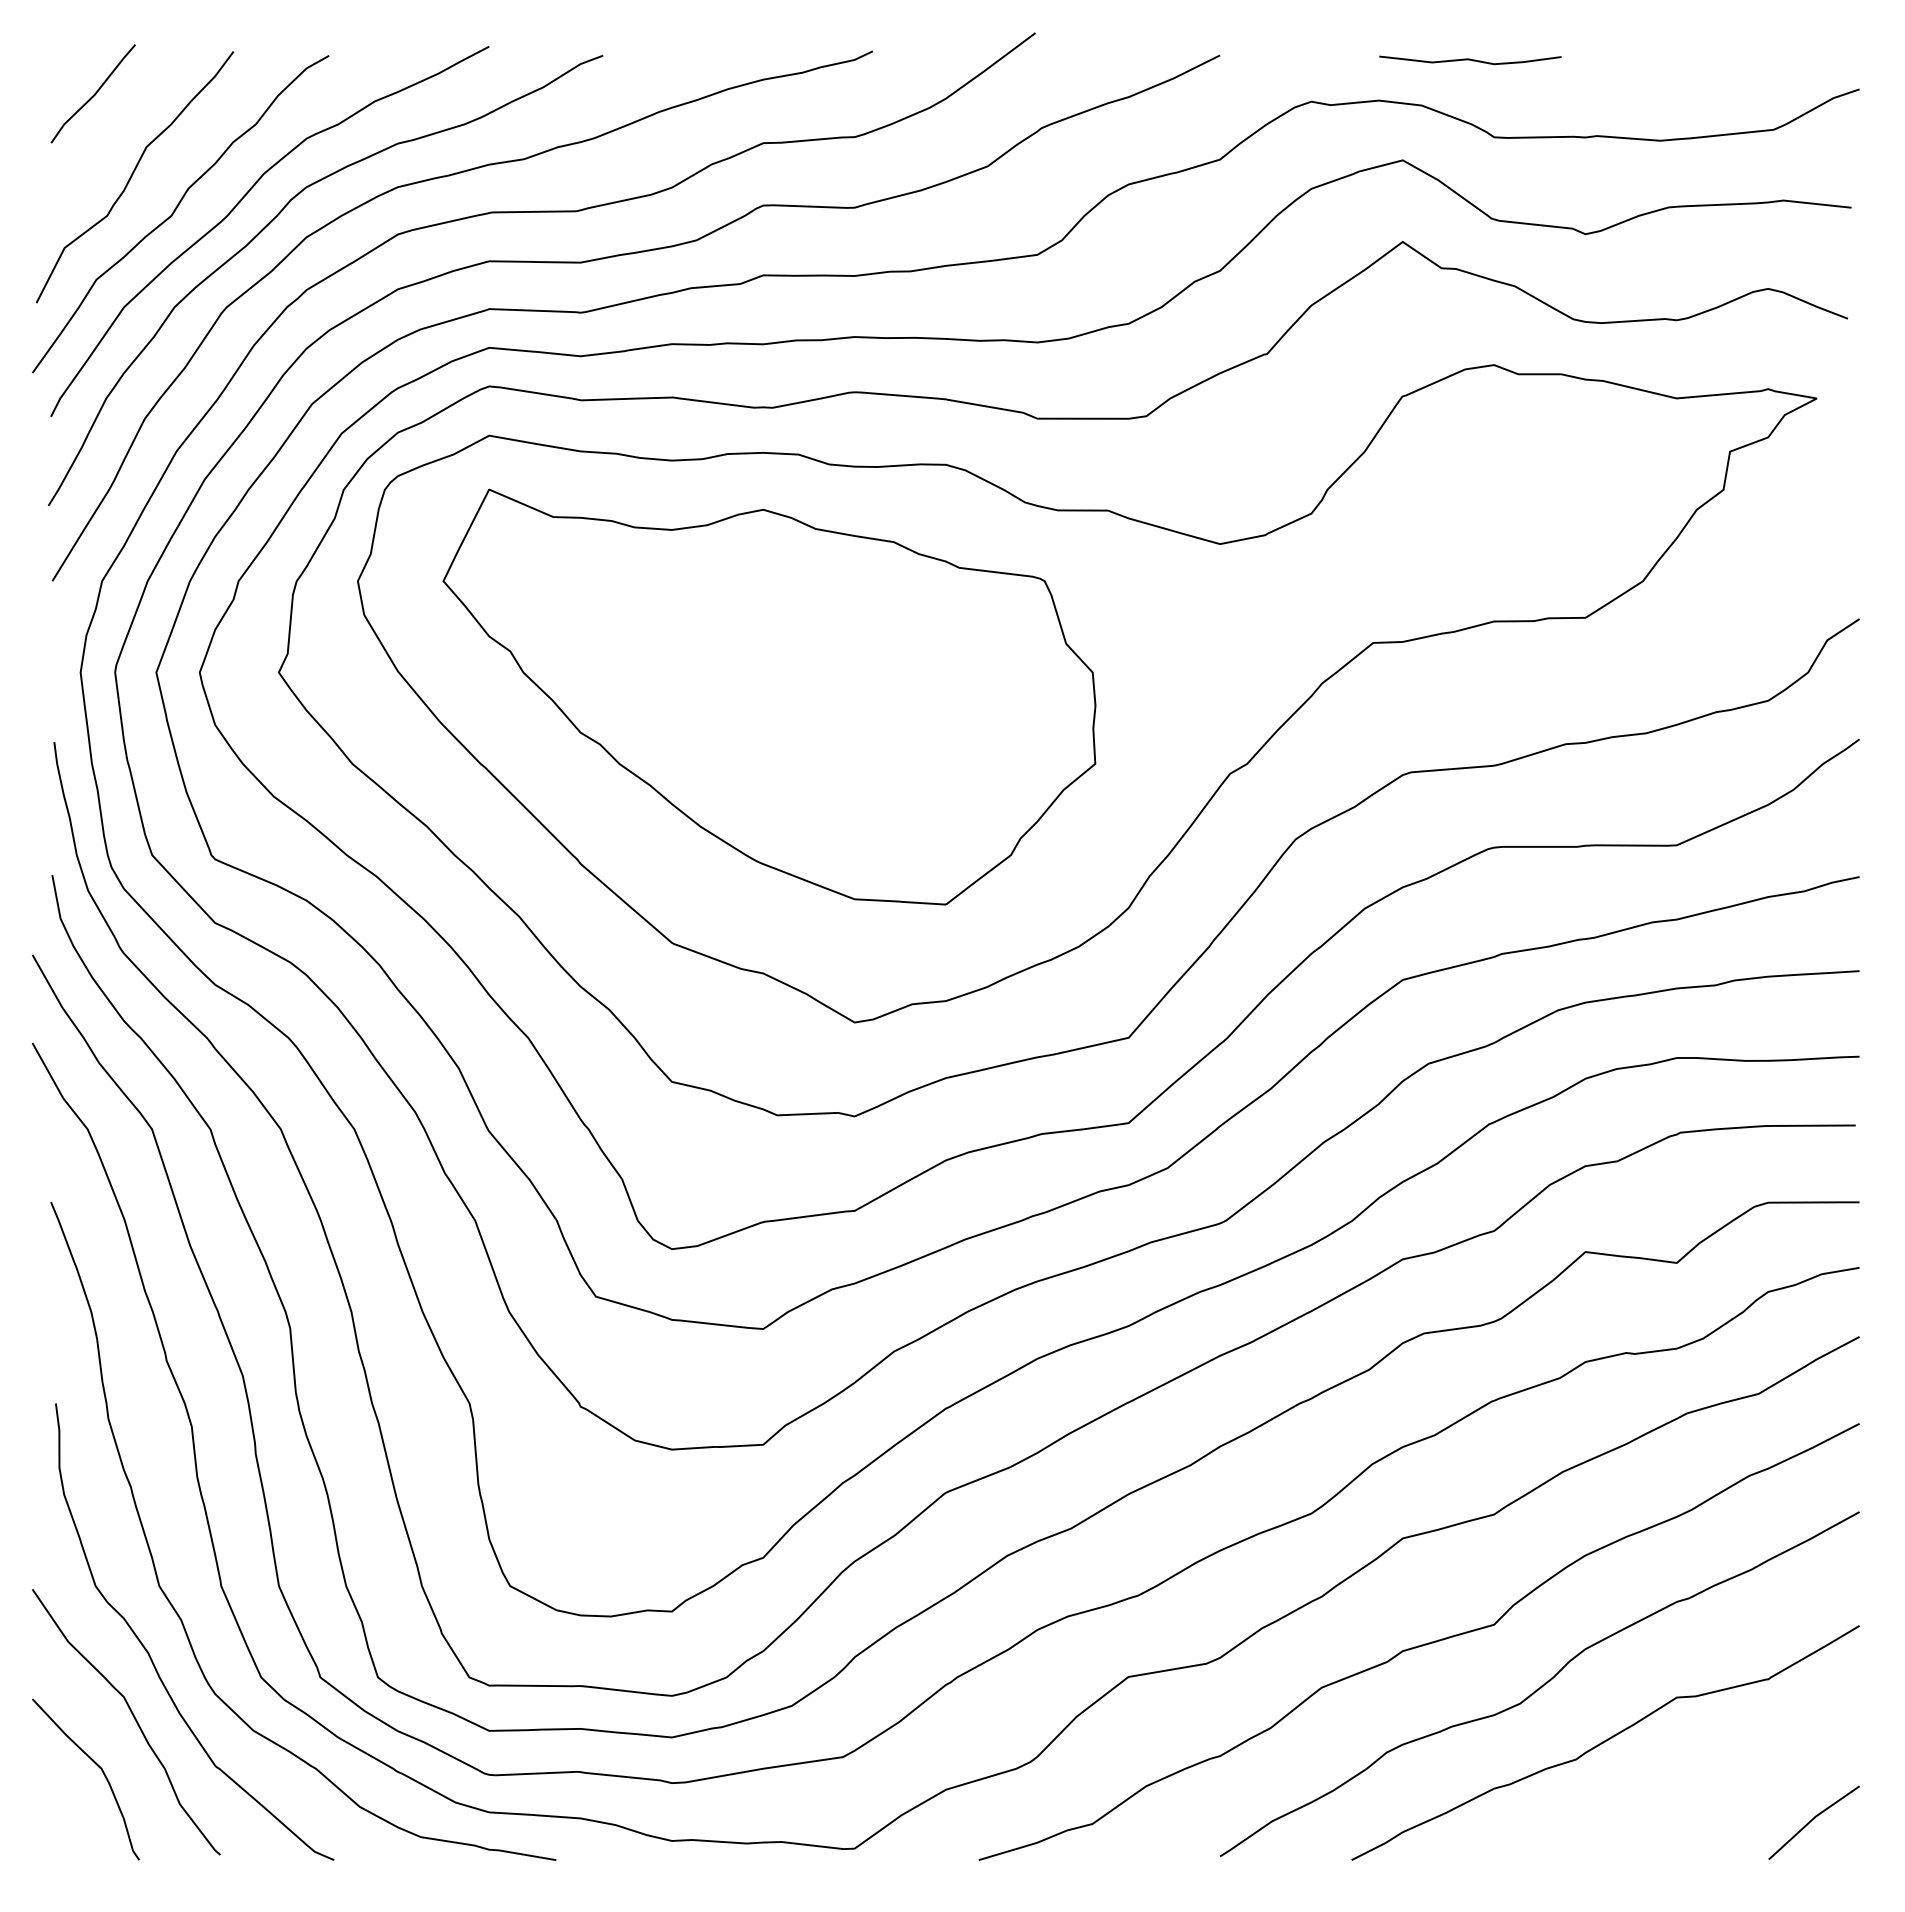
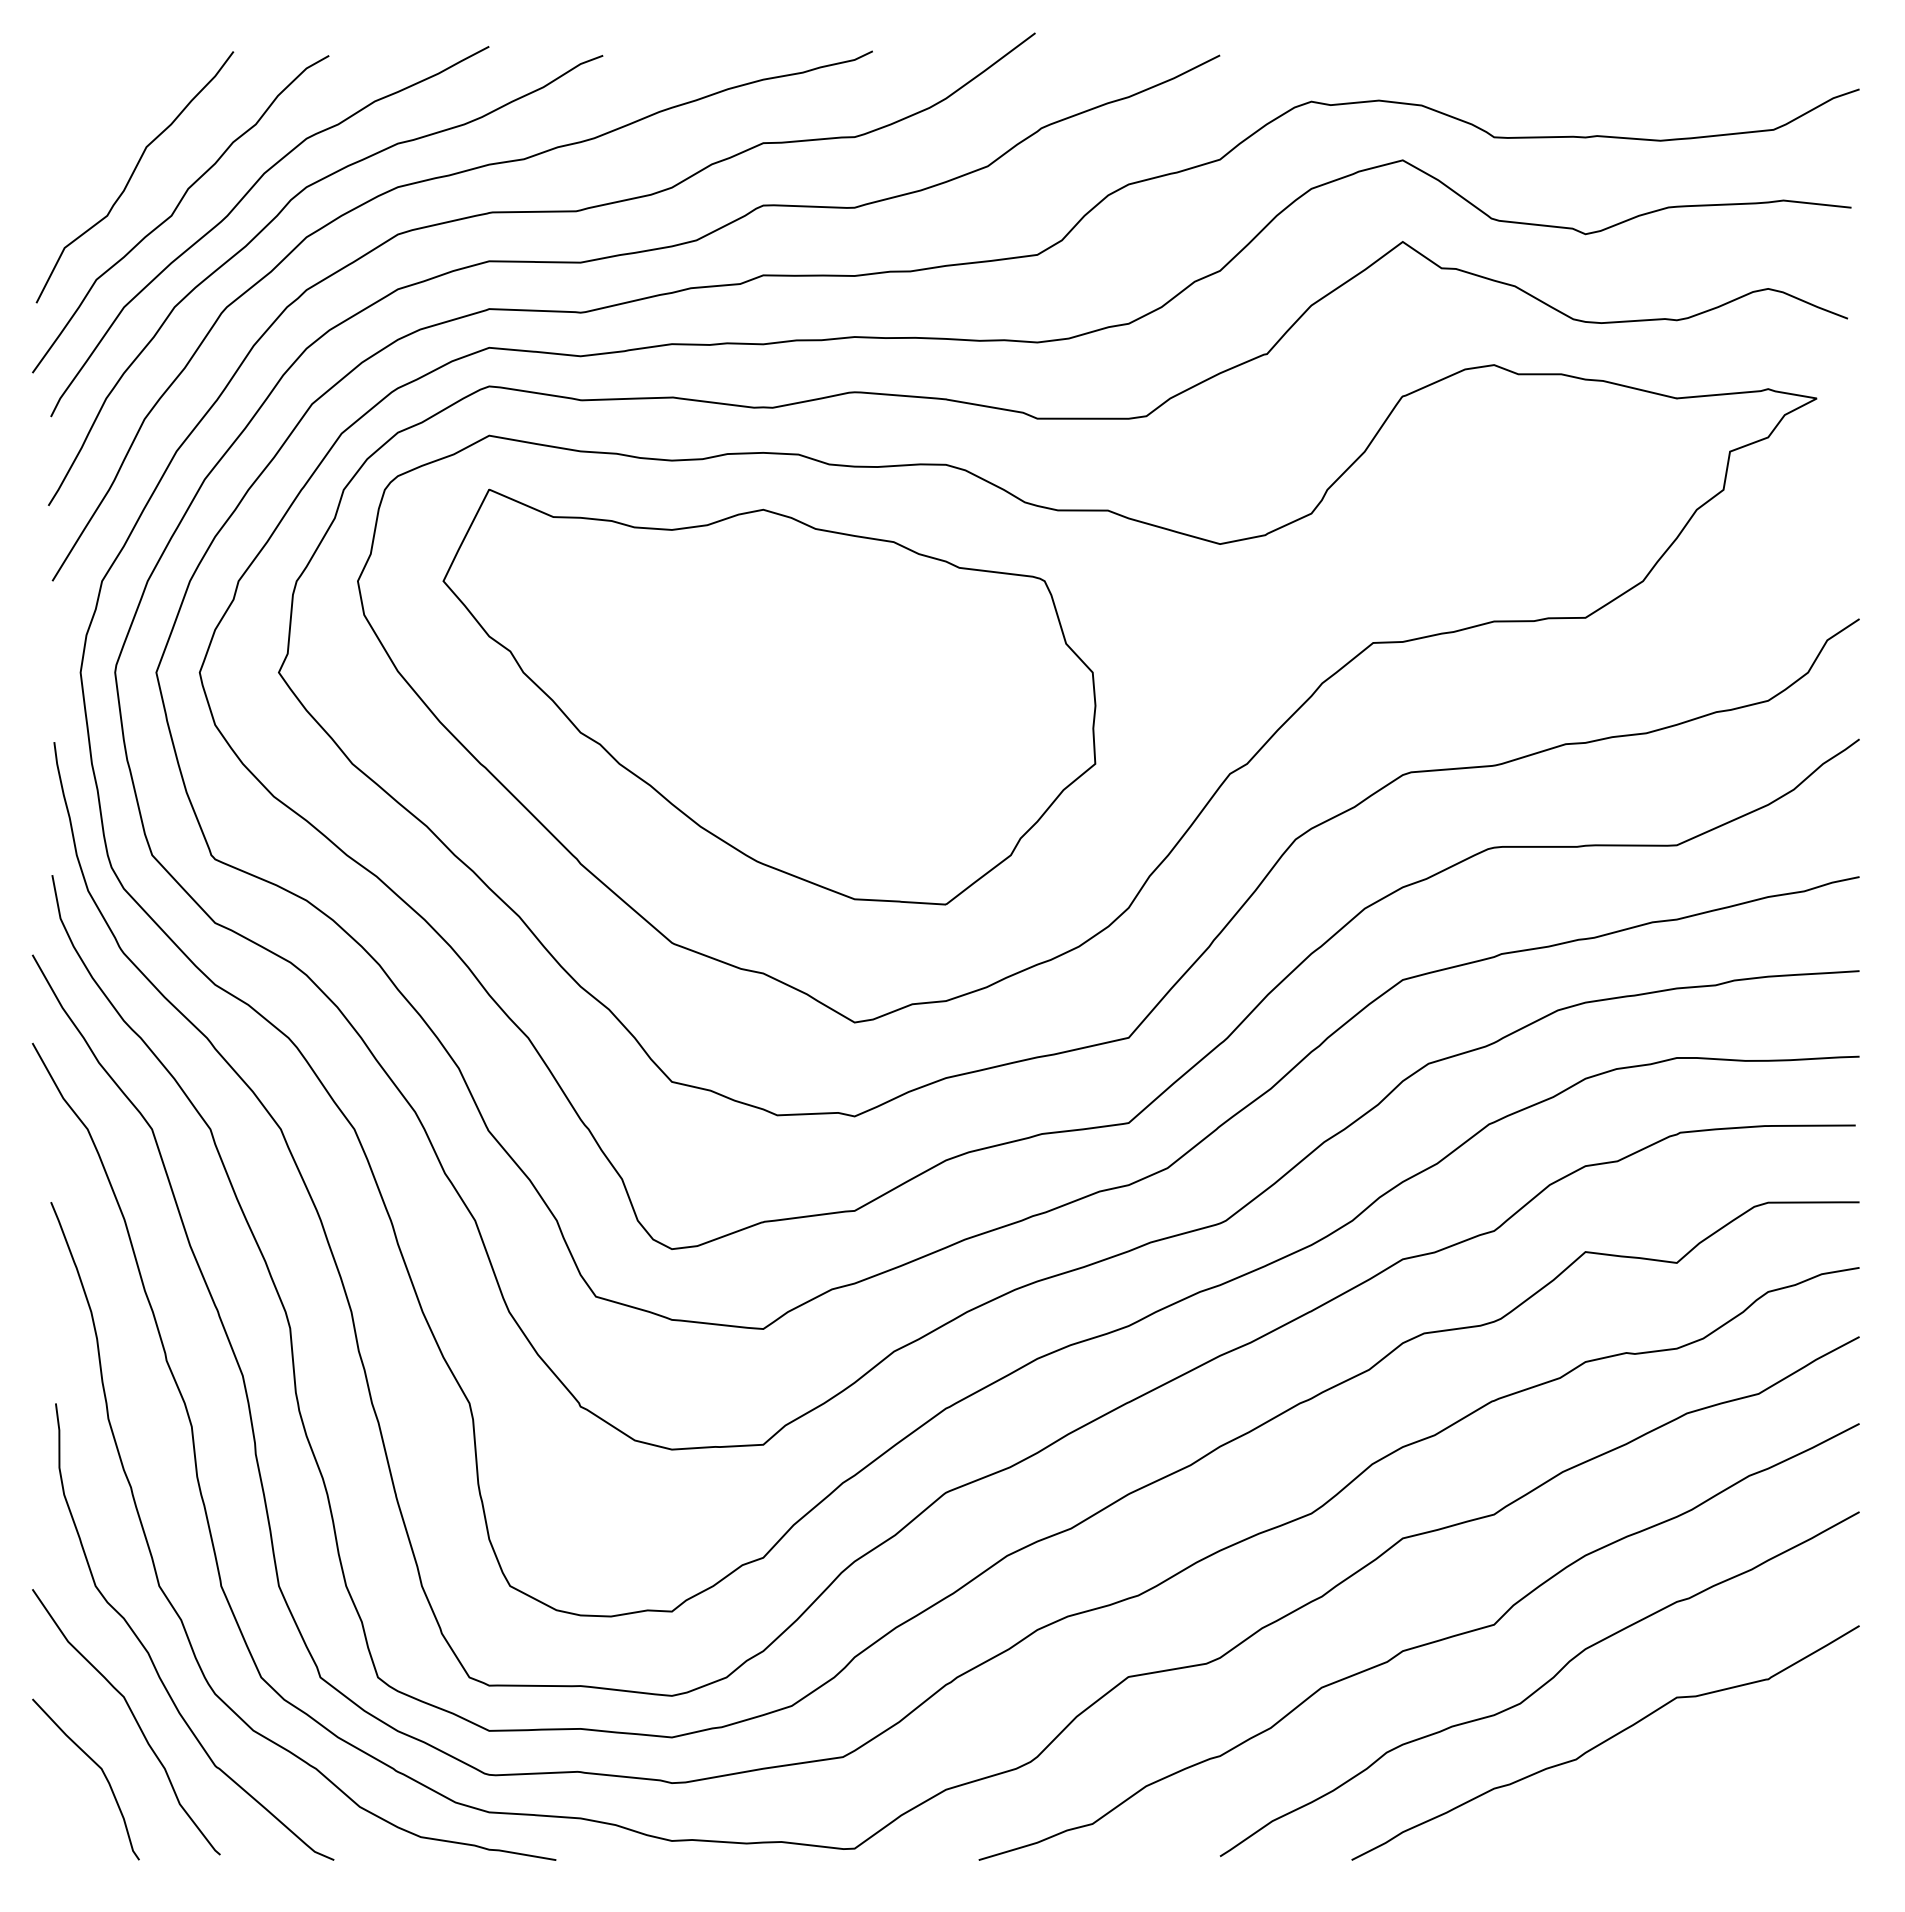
curve: present -> none (1470, 60)
line: present -> none (93, 94)
line: present -> none (1813, 1820)
